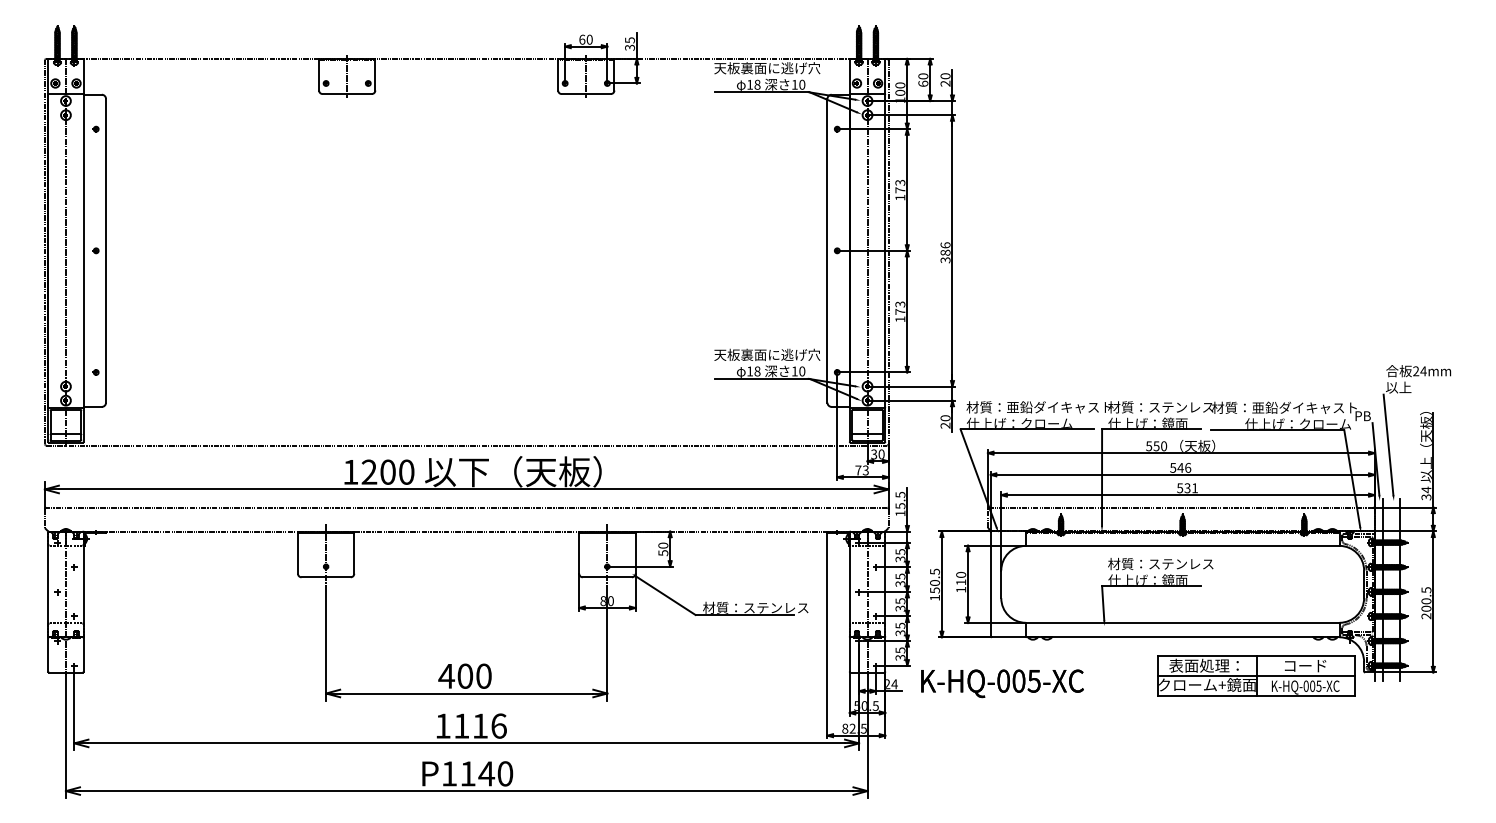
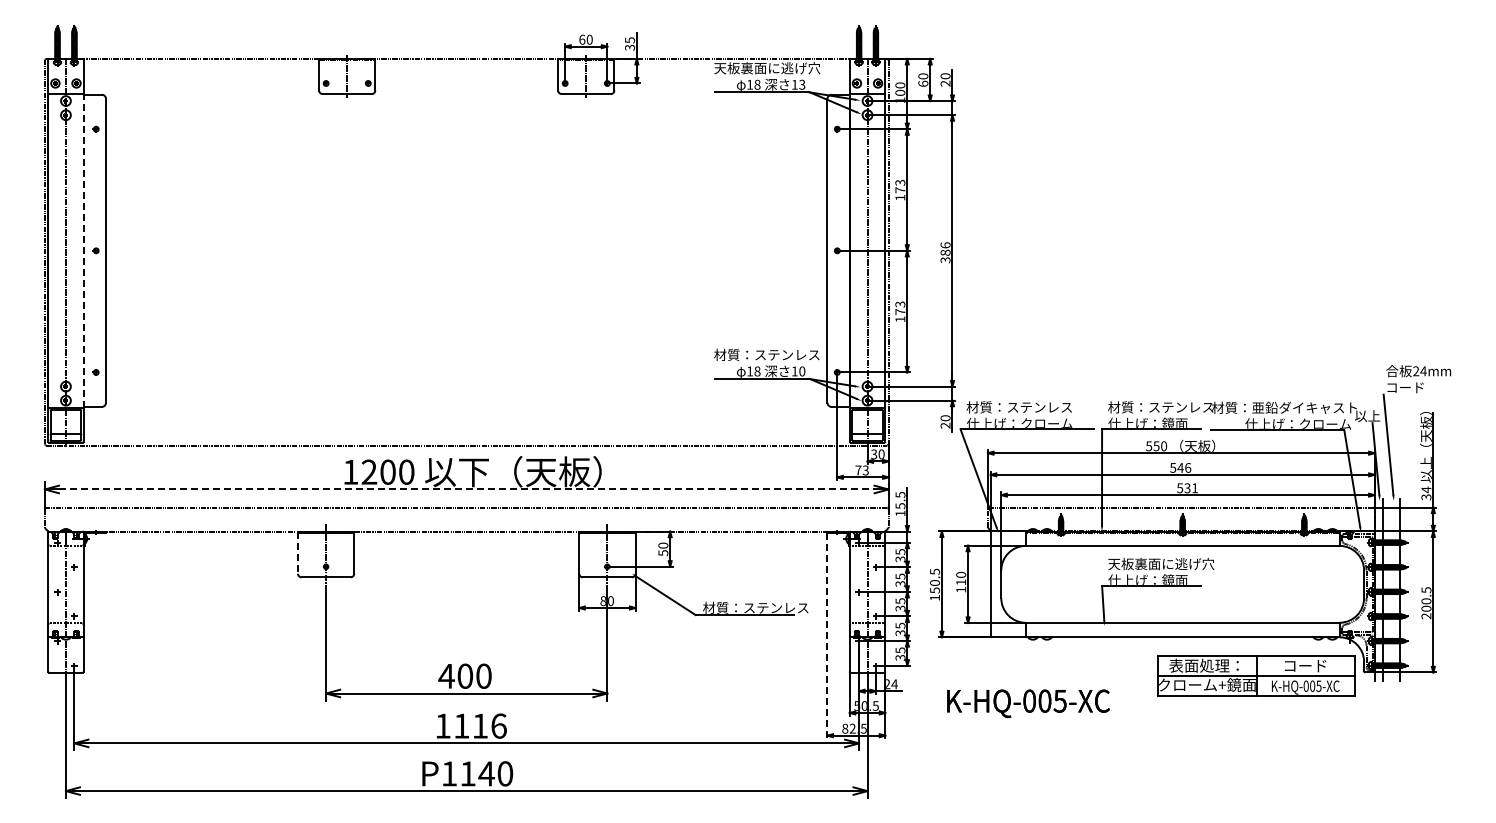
text: 10 -> 13 (802, 84)
line: solid -> dashed (83, 250)
text: 天板裏面に逃げ穴 -> 材質：ステンレス (767, 354)
text: 以上 -> コード (1404, 387)
text: 材質：亜鉛ダイキャスト -> 材質：ステンレス (1059, 407)
text: PB -> 以上 (1367, 415)
line: solid -> dashed (466, 489)
line: solid -> dashed (298, 553)
text: 材質：ステンレス -> 天板裏面に逃げ穴 (1161, 563)
line: solid -> dashed (827, 635)
text position: (1002, 683) -> (1028, 703) (1028, 703)
